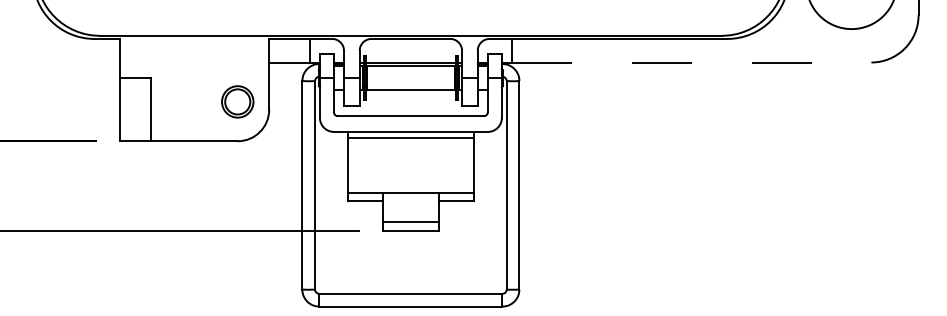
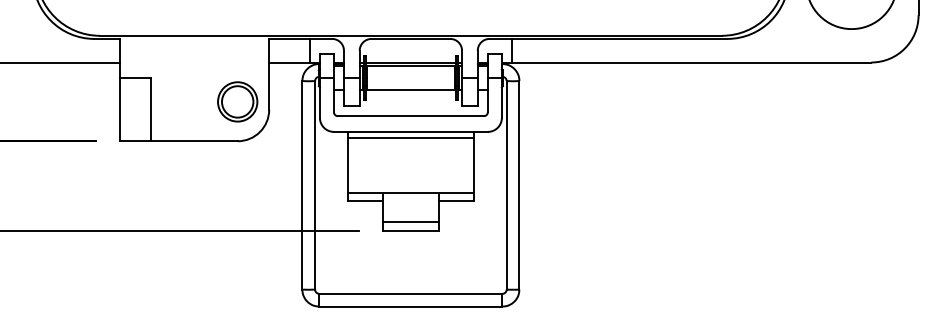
line: none -> present (60, 62)
line: dashed -> solid (691, 62)
part size: 34x34 px -> 42x42 px (237, 101)
